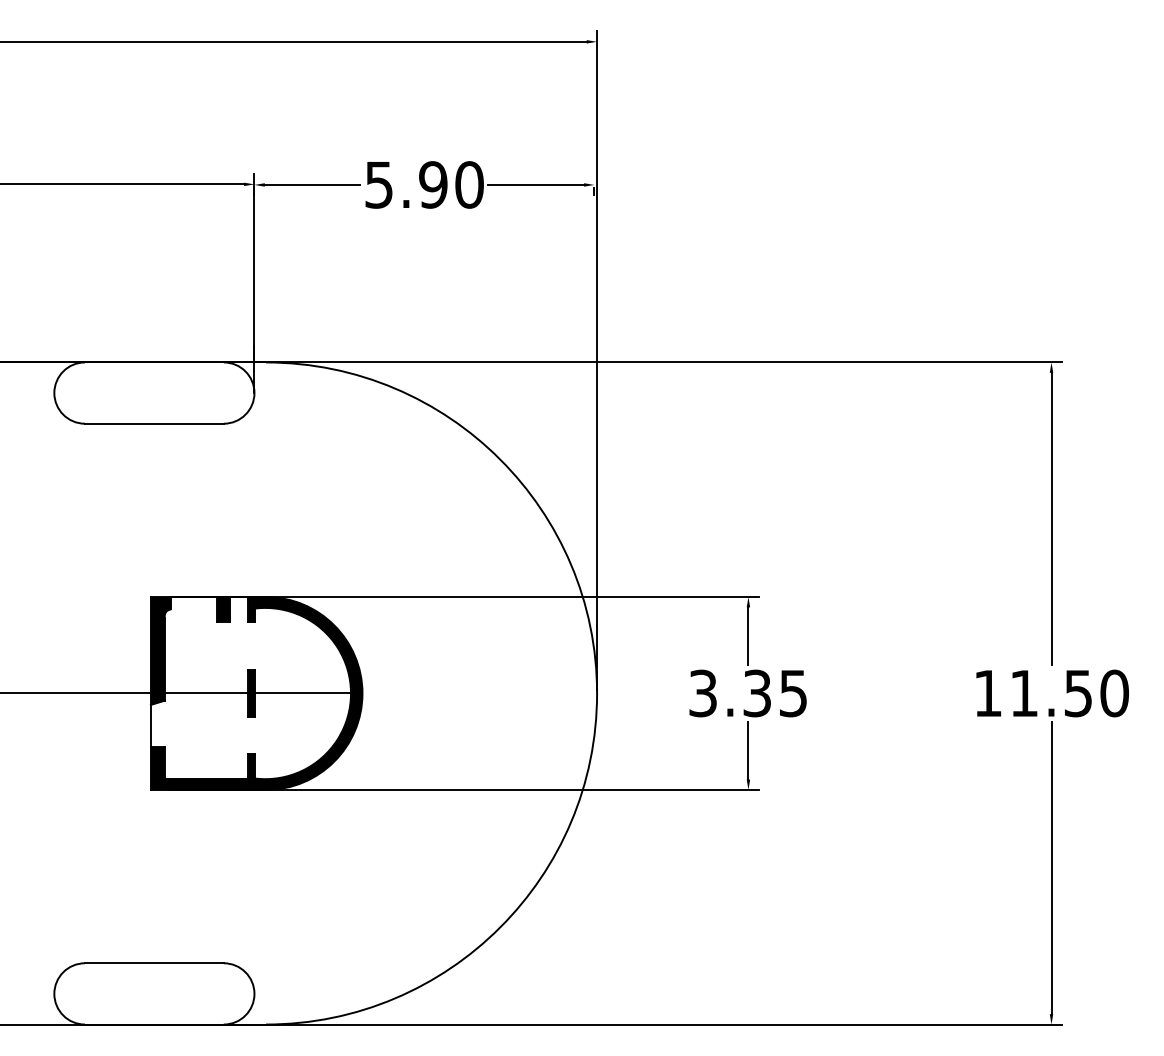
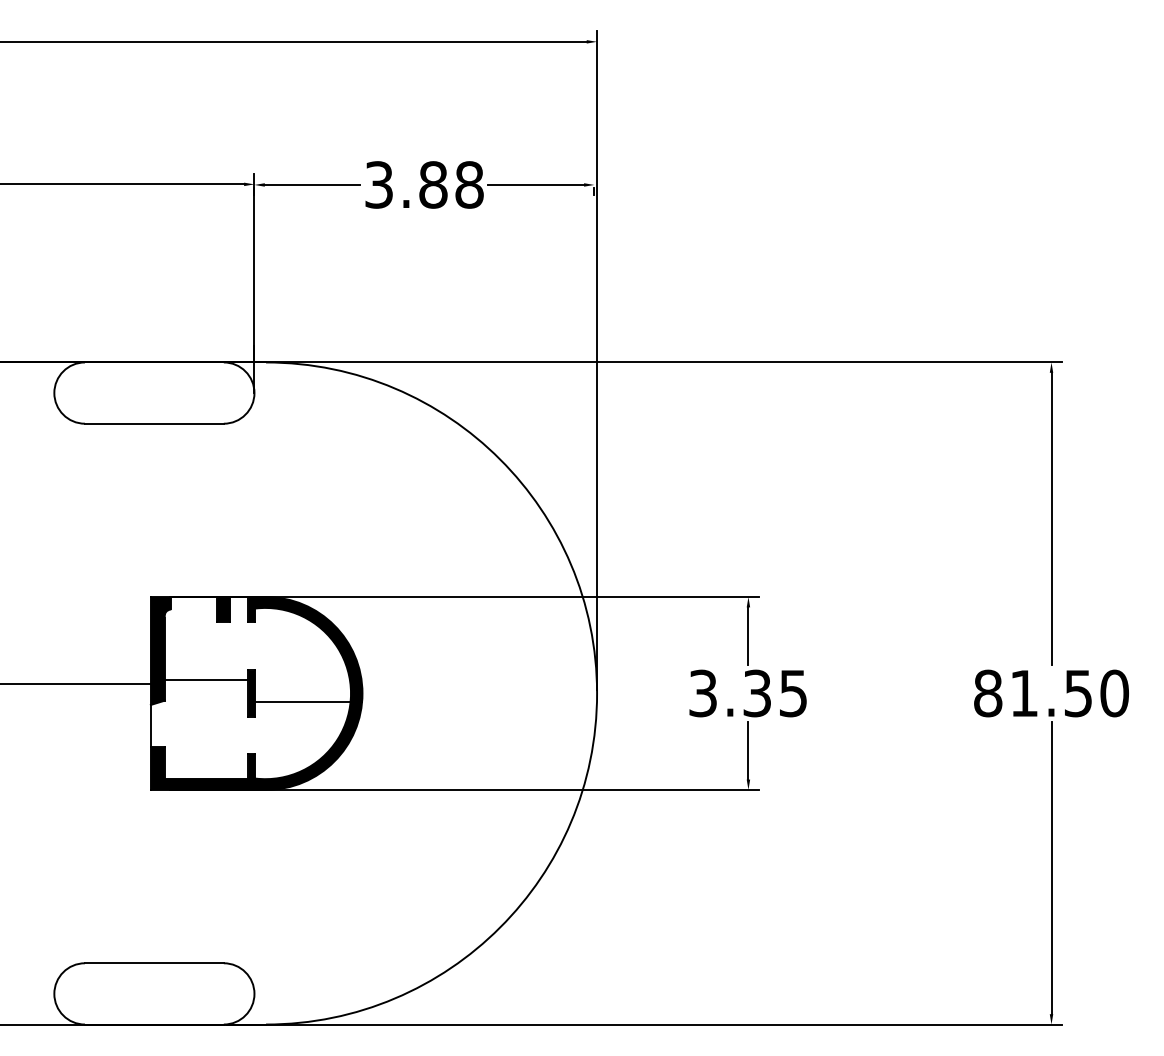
text: 5.90 -> 3.88 (424, 184)
line position: (76, 693) -> (76, 684) (76, 684)
line position: (206, 693) -> (206, 680) (206, 680)
line position: (308, 693) -> (308, 702) (308, 702)
text: 11.50 -> 81.50 (988, 693)
